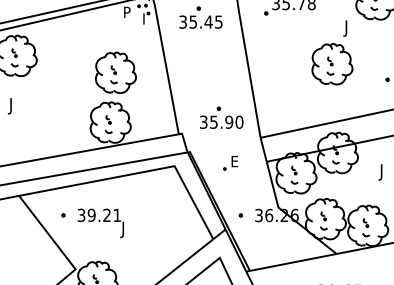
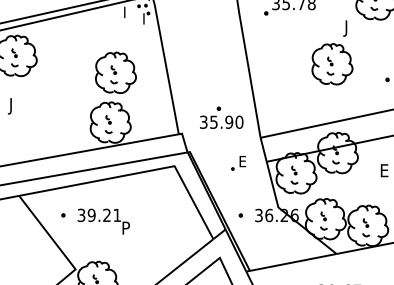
text: P -> I (127, 9)
part: present -> none (200, 17)
part position: (230, 163) -> (238, 163) (238, 163)
text: J -> E (383, 172)
text: J -> P (124, 229)
